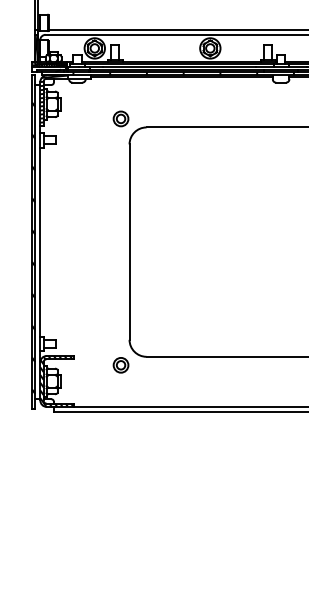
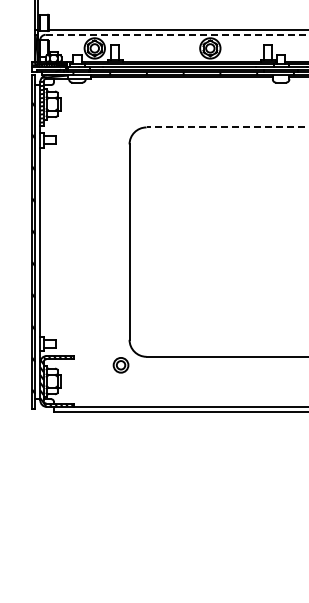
line: solid -> dashed (177, 34)
part: present -> none (120, 118)
line: solid -> dashed (227, 127)
